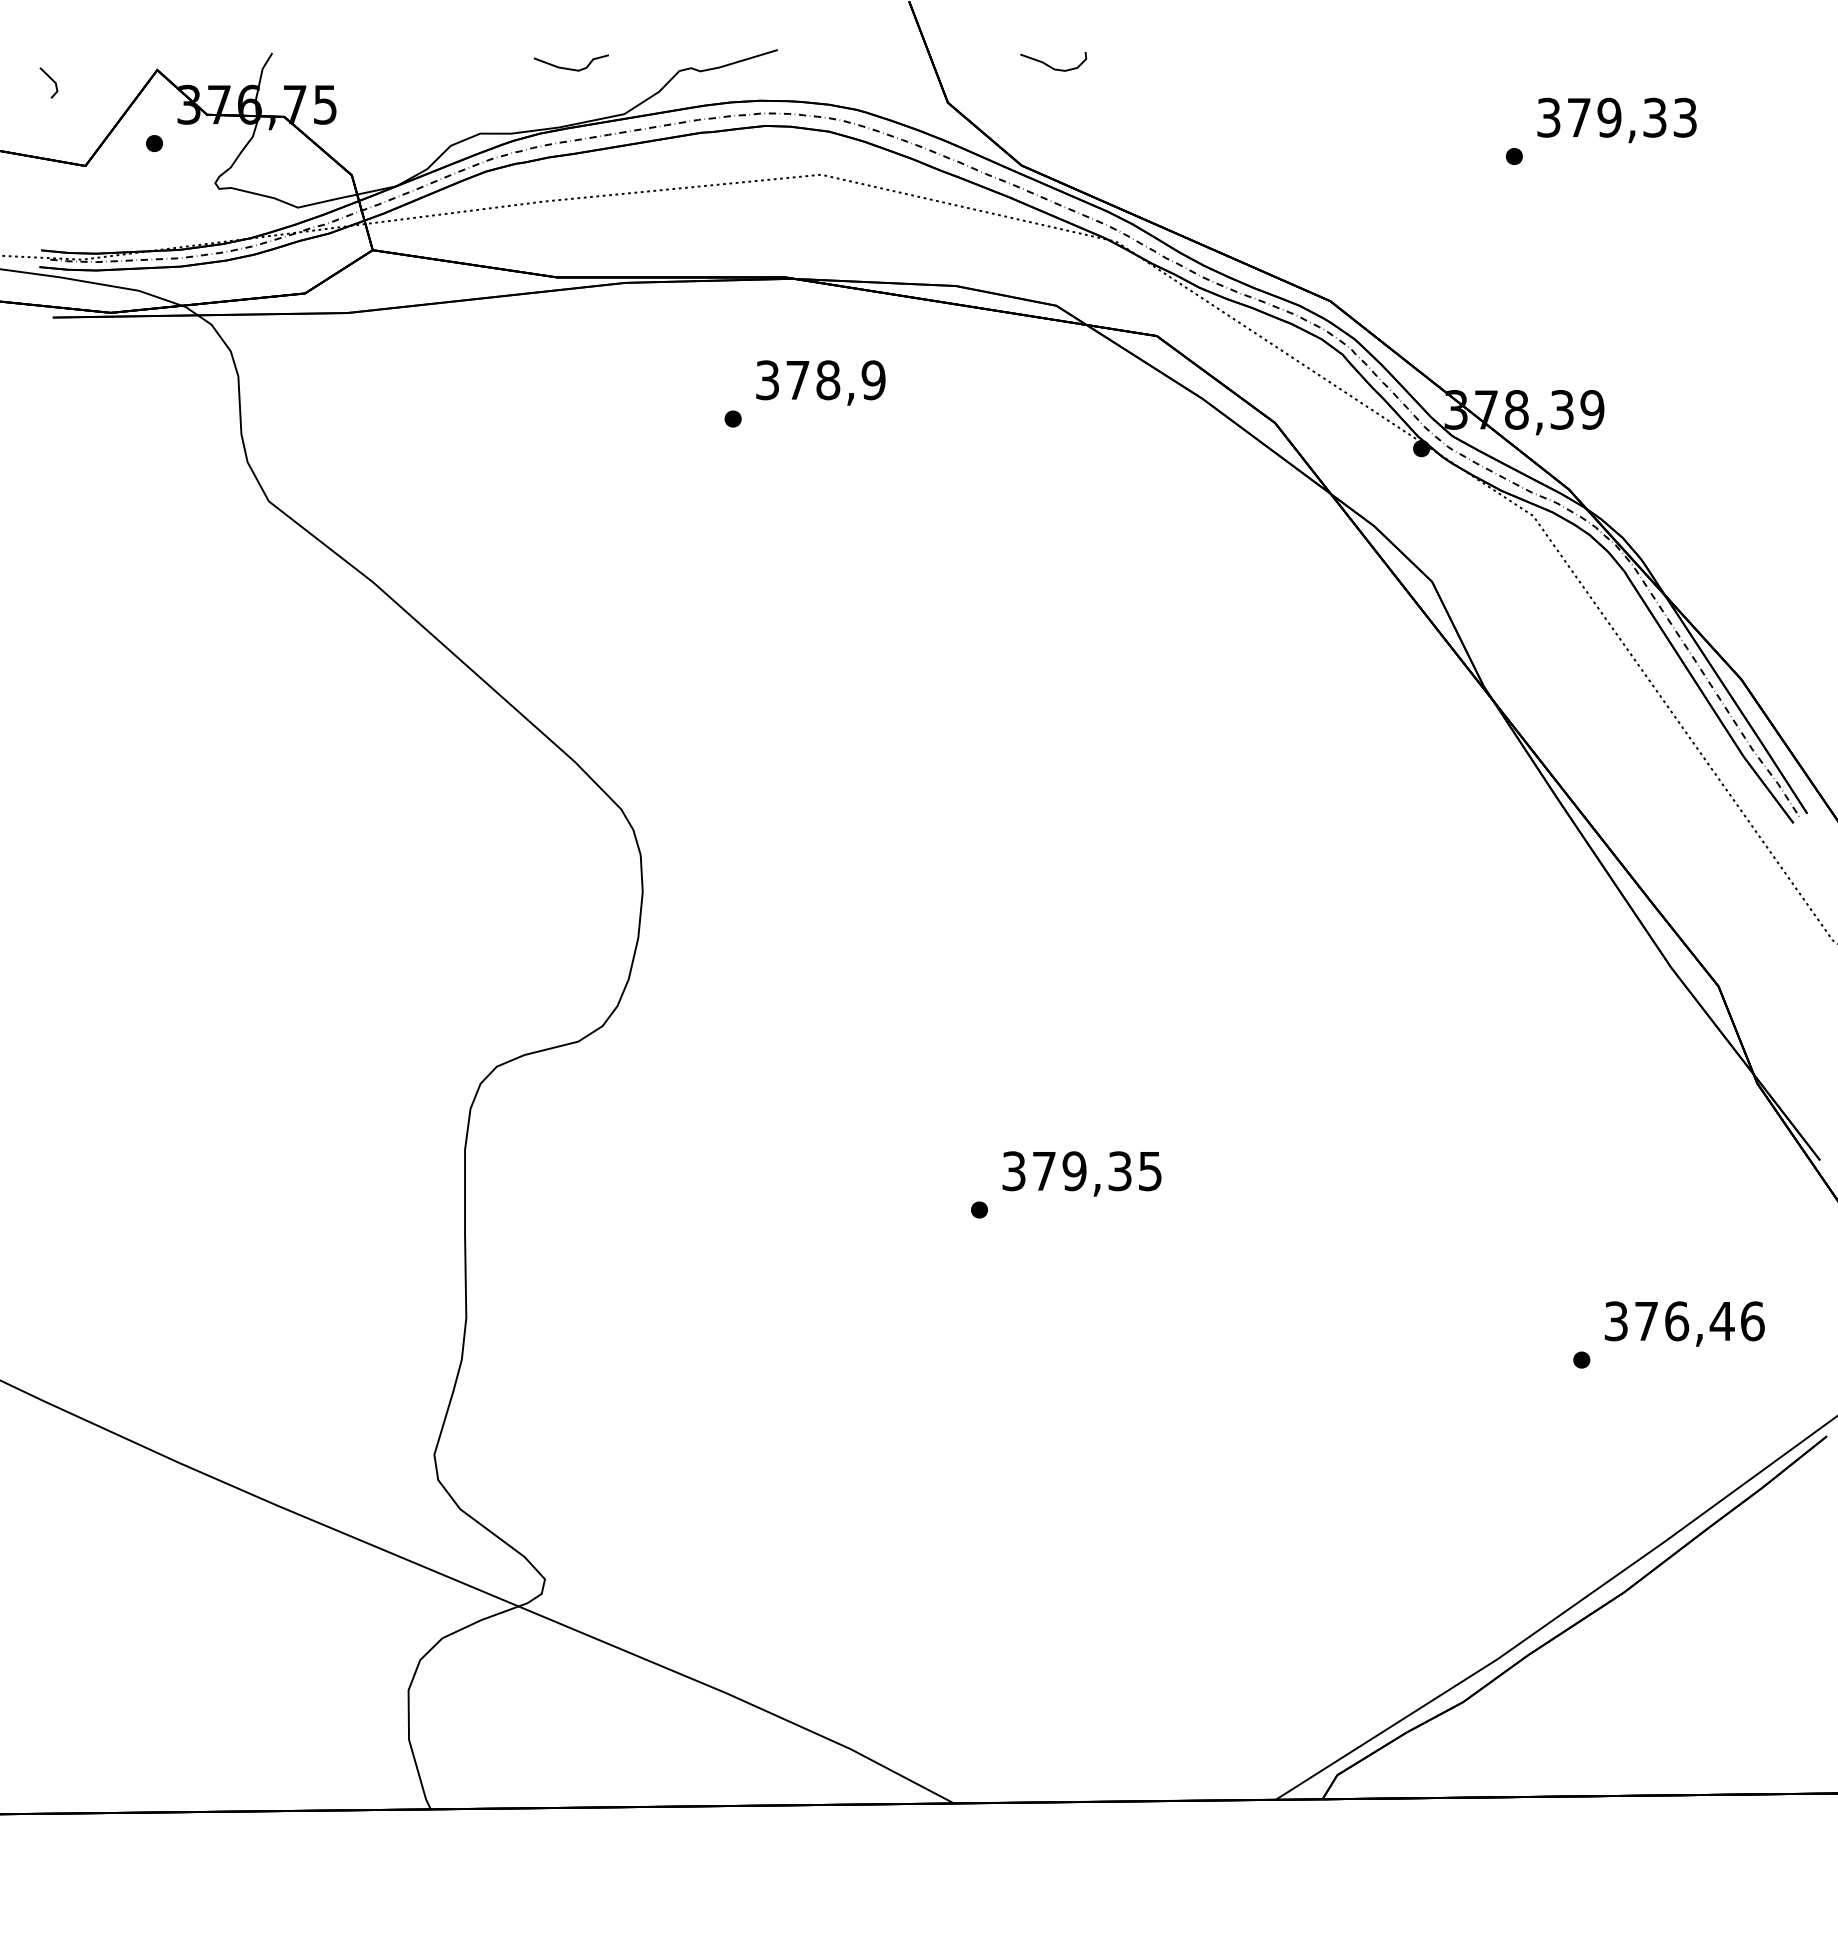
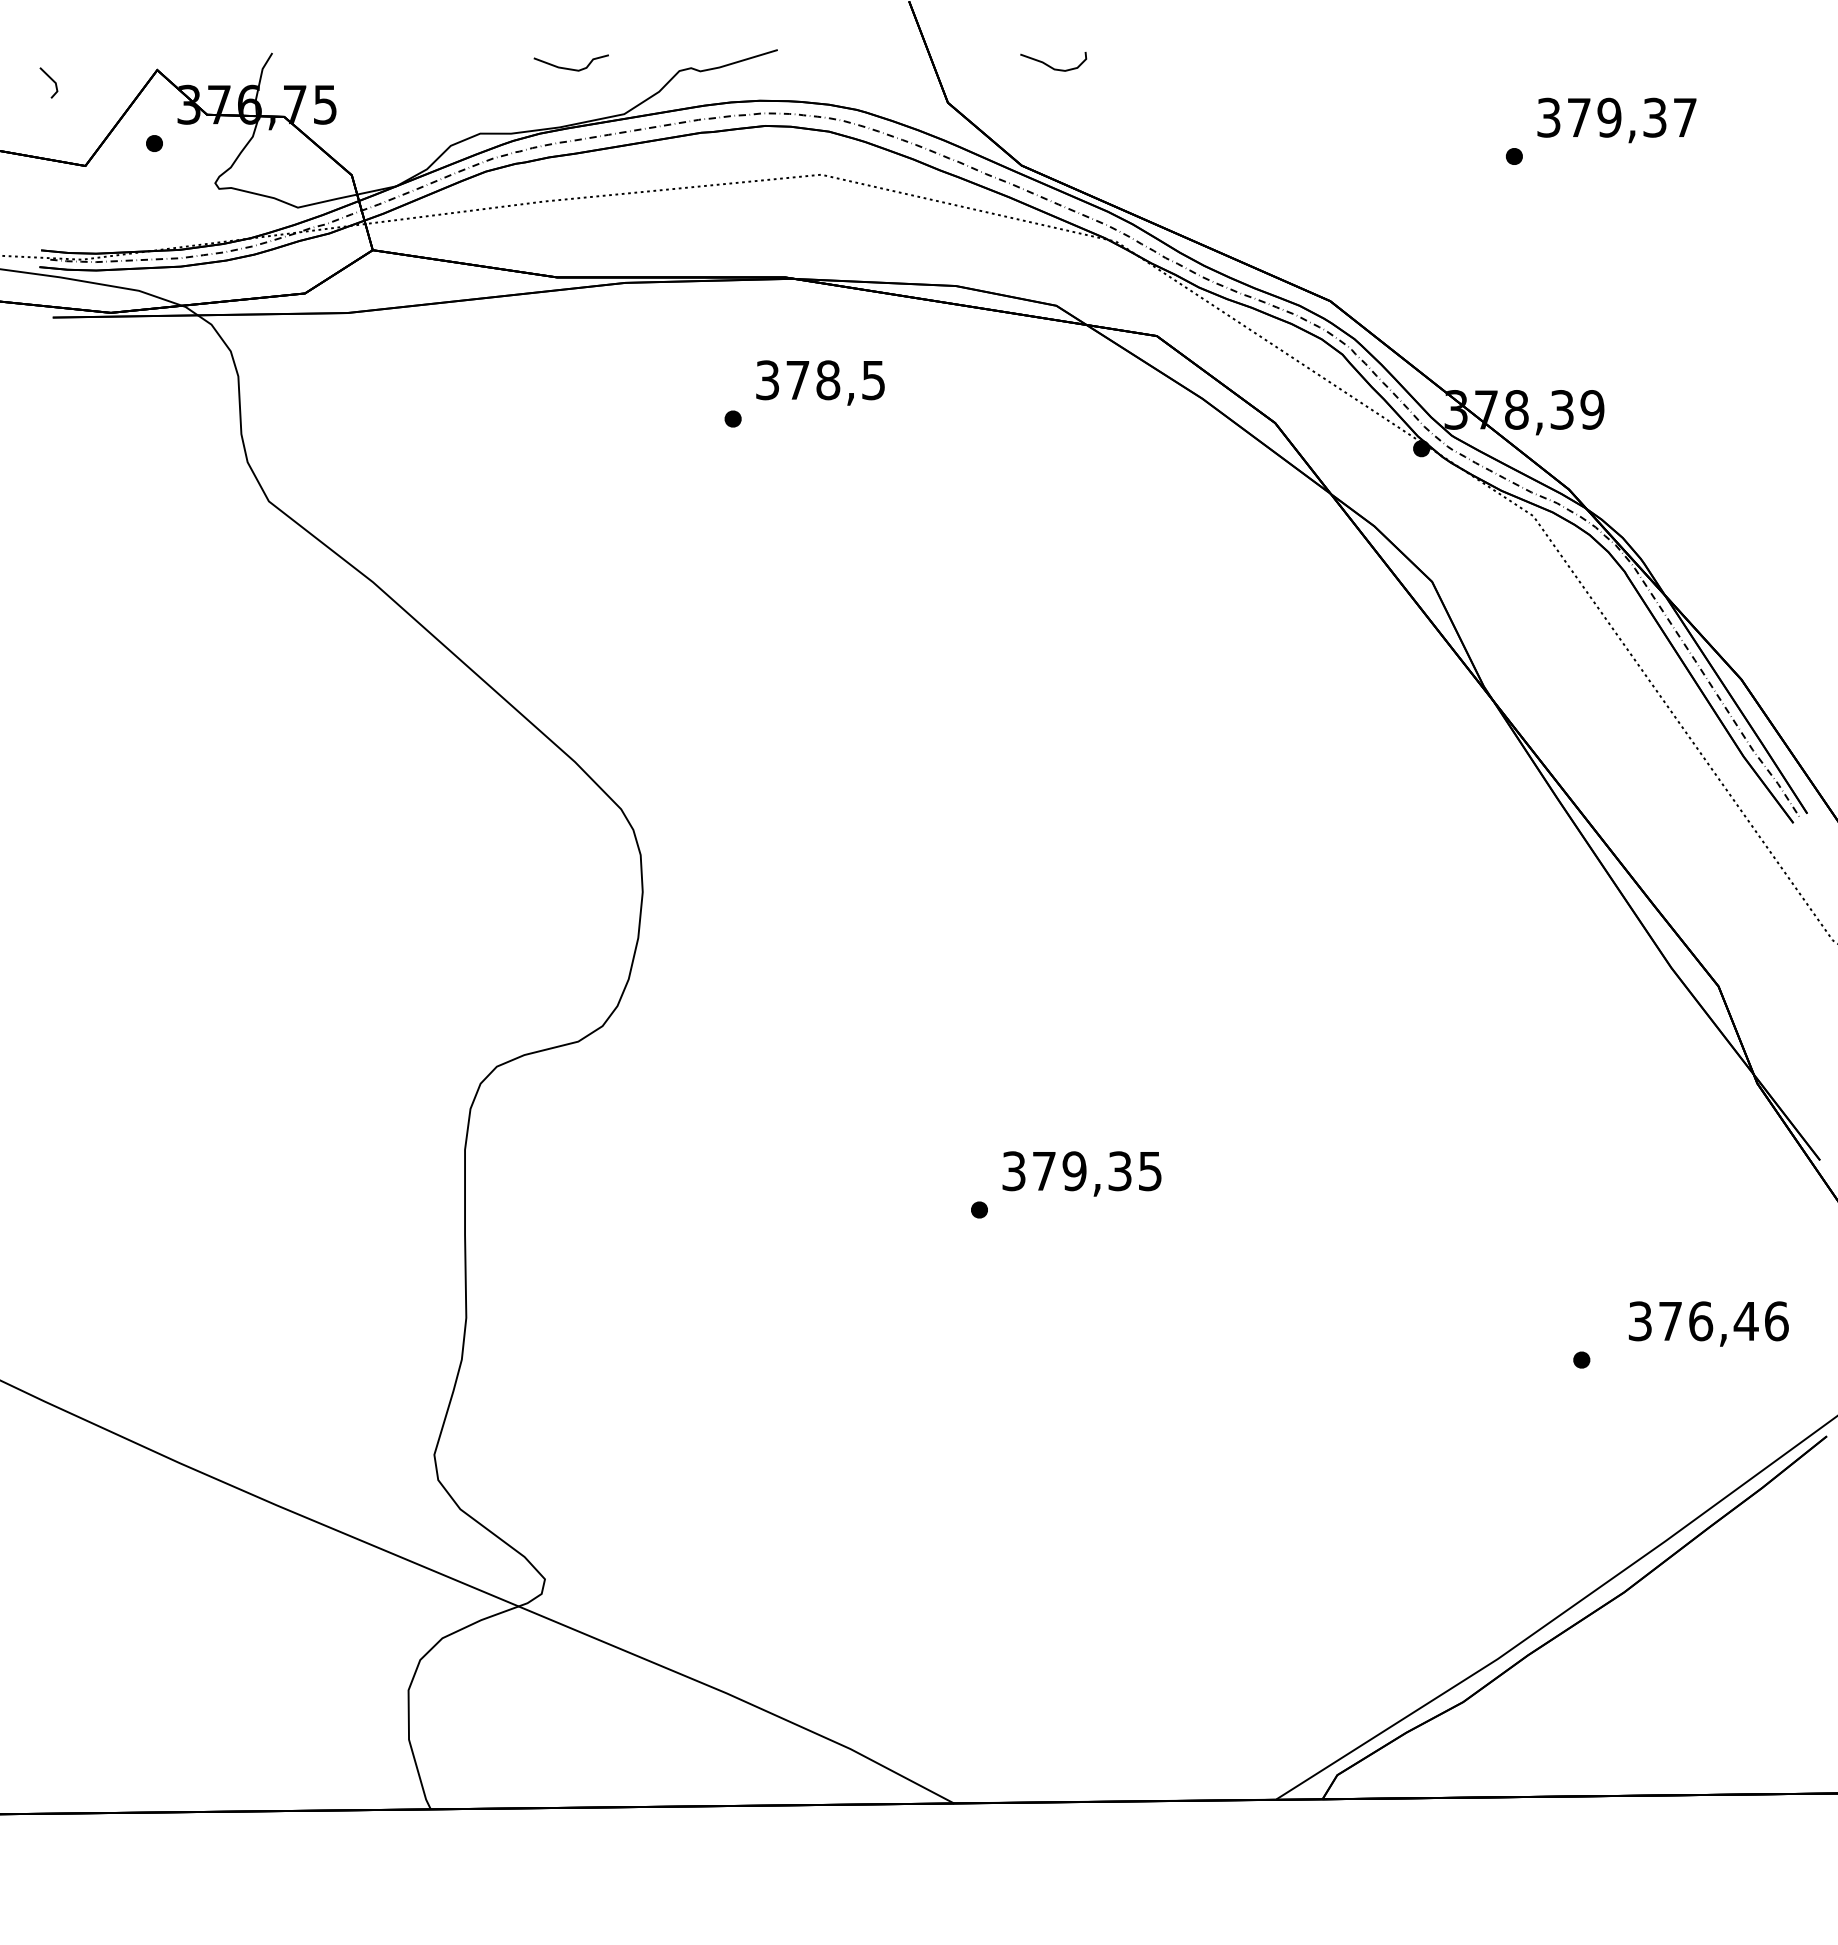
text: 379,33 -> 379,37 (1684, 117)
text: 378,9 -> 378,5 (873, 380)
text position: (1684, 1323) -> (1708, 1323) (1708, 1323)
